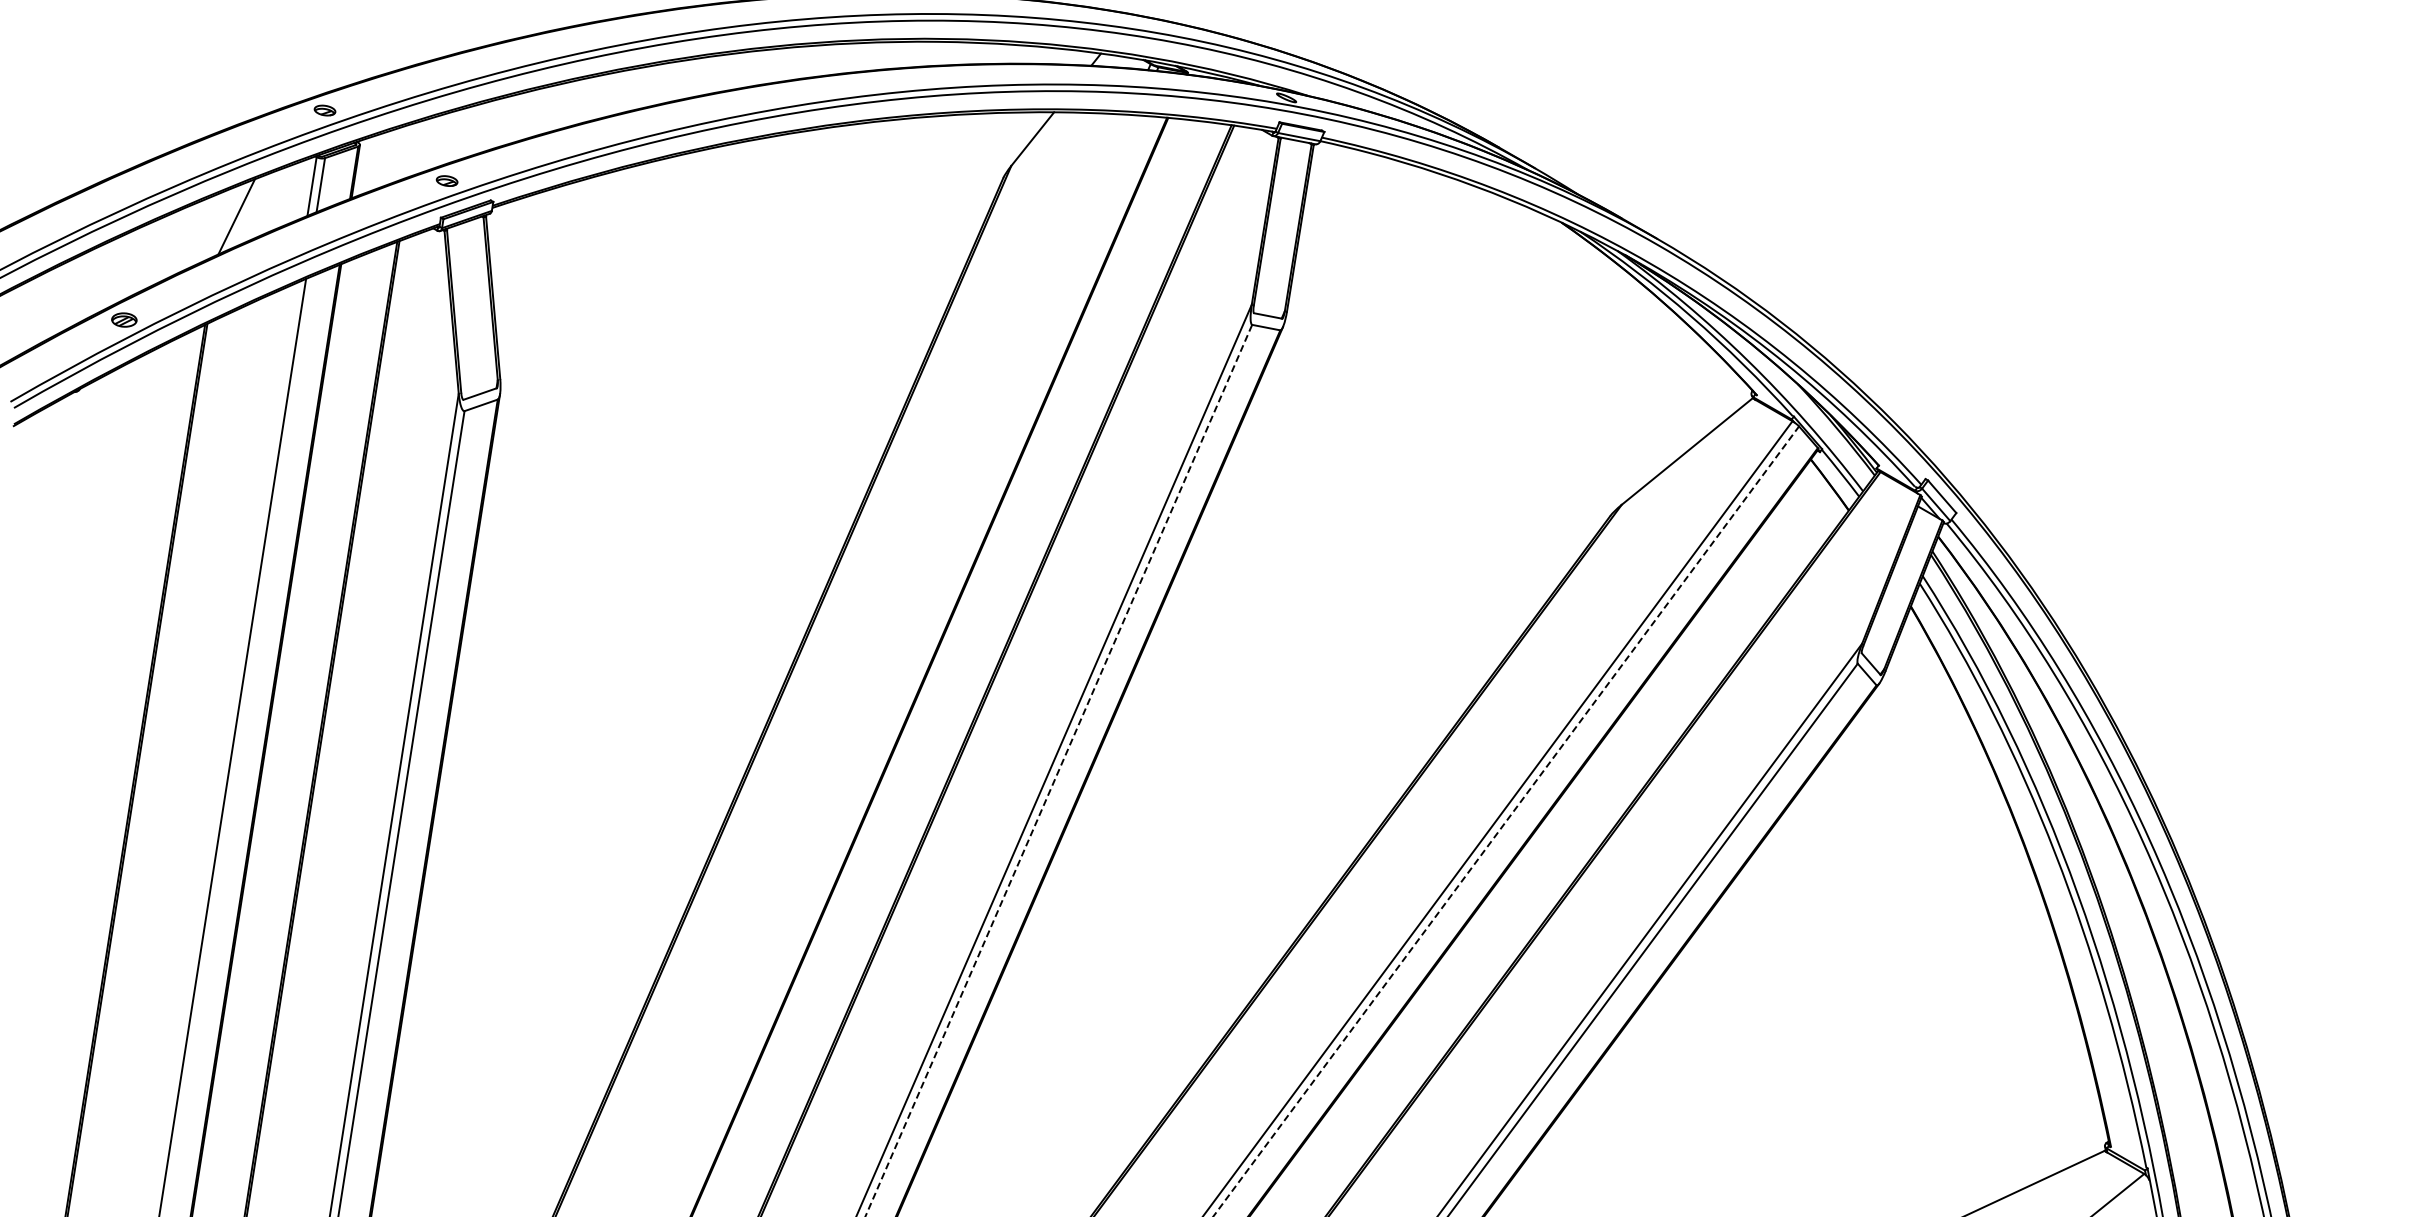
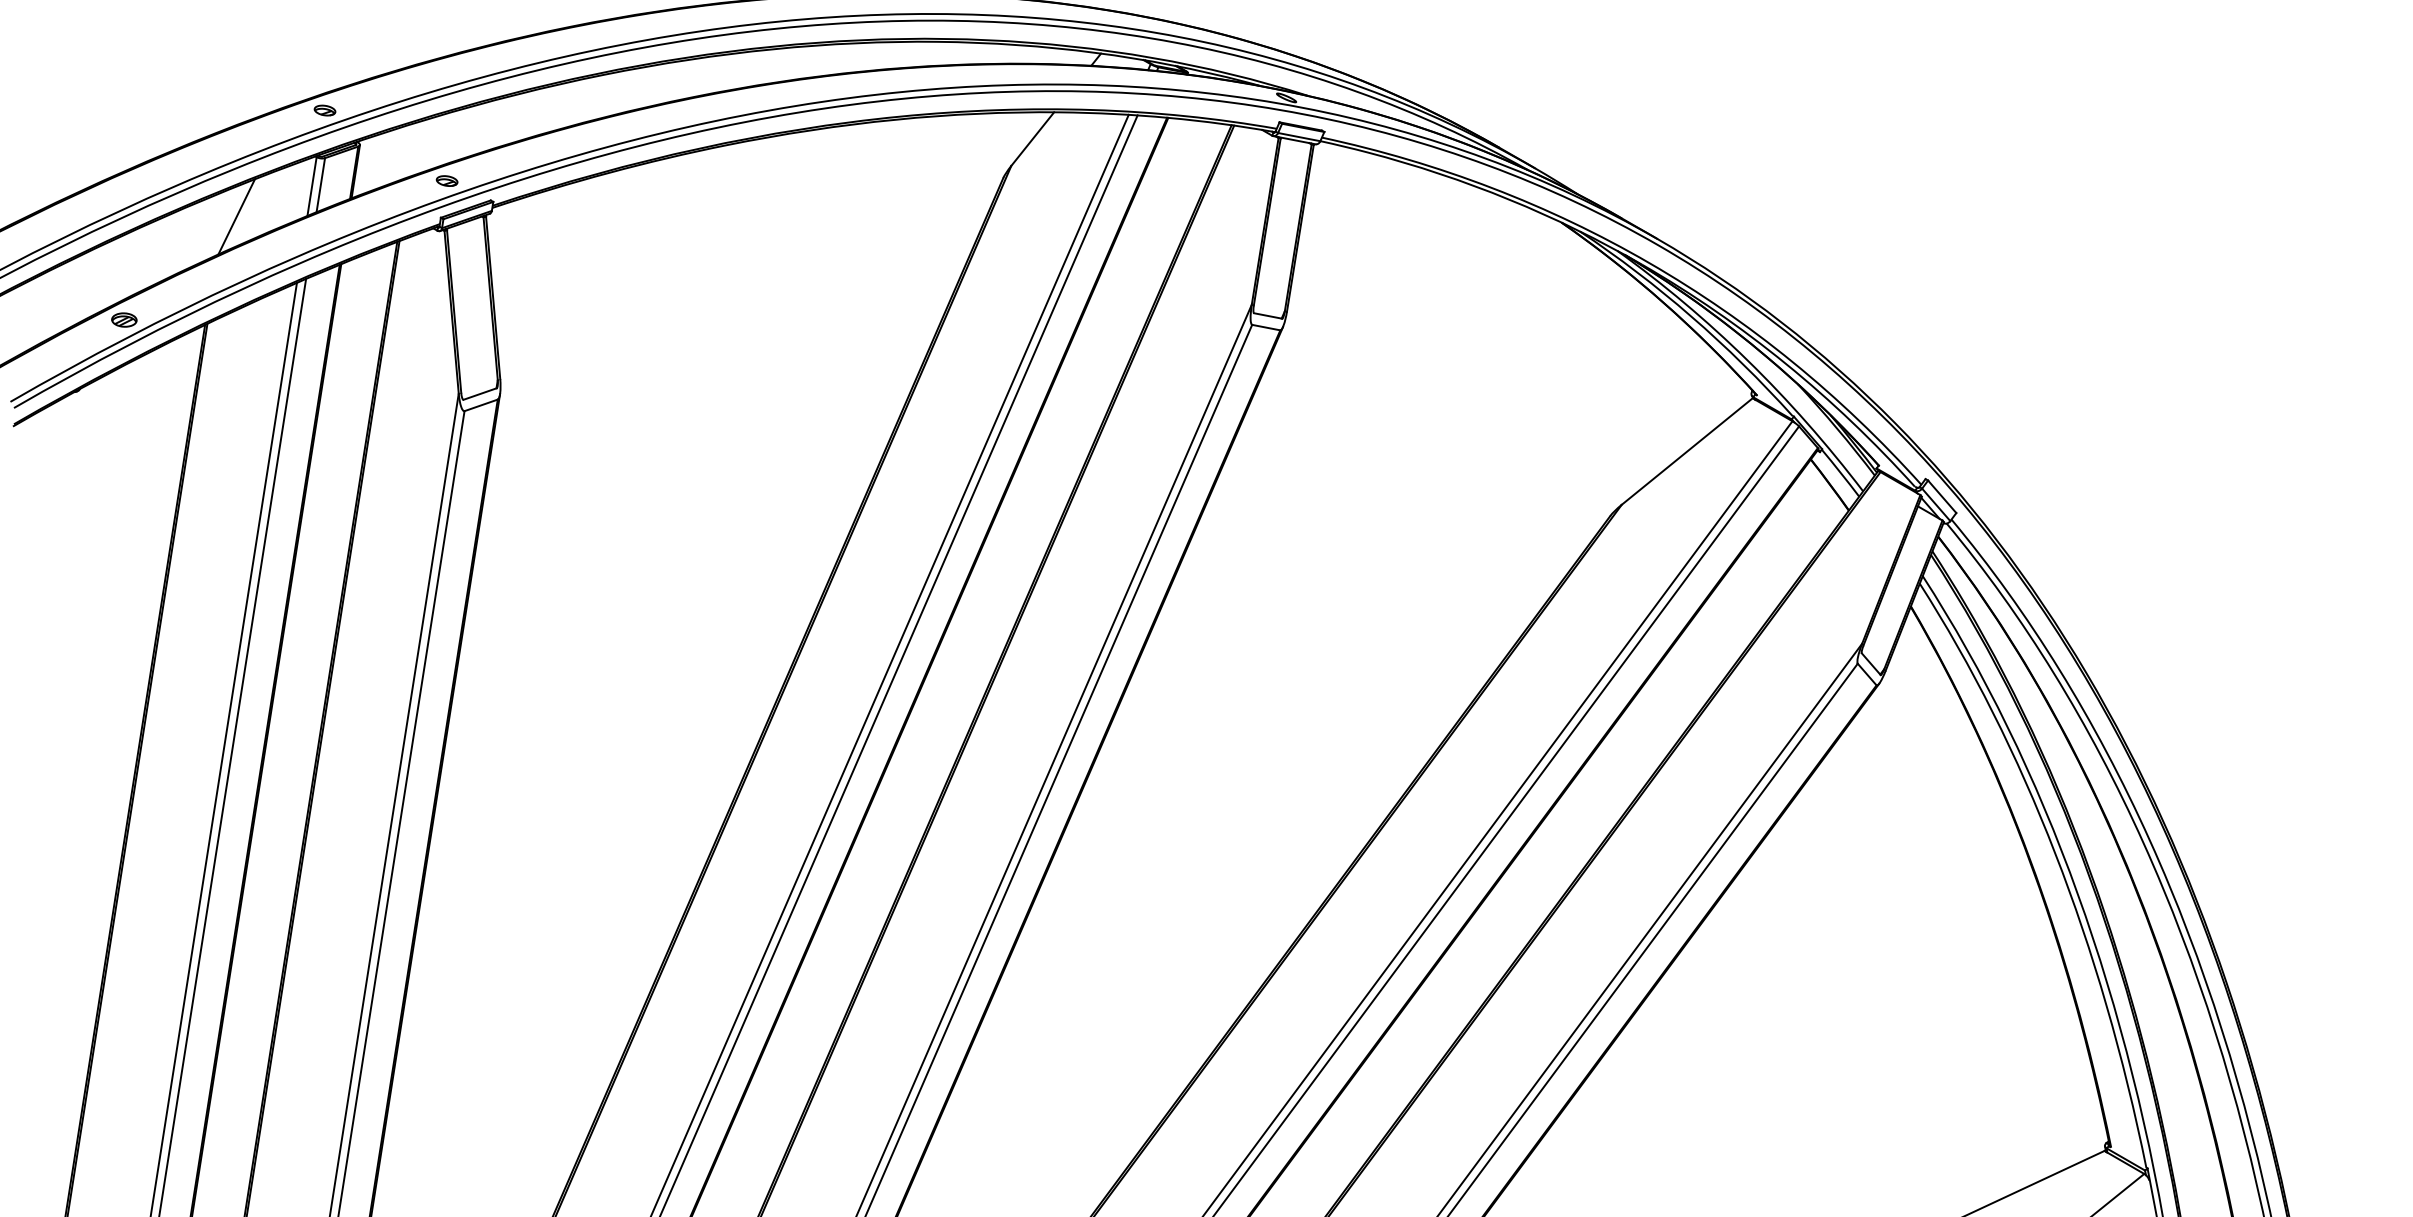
line: none -> present (890, 663)
line: none -> present (899, 664)
line: none -> present (223, 747)
line: dashed -> solid (1058, 770)
line: dashed -> solid (1506, 821)
